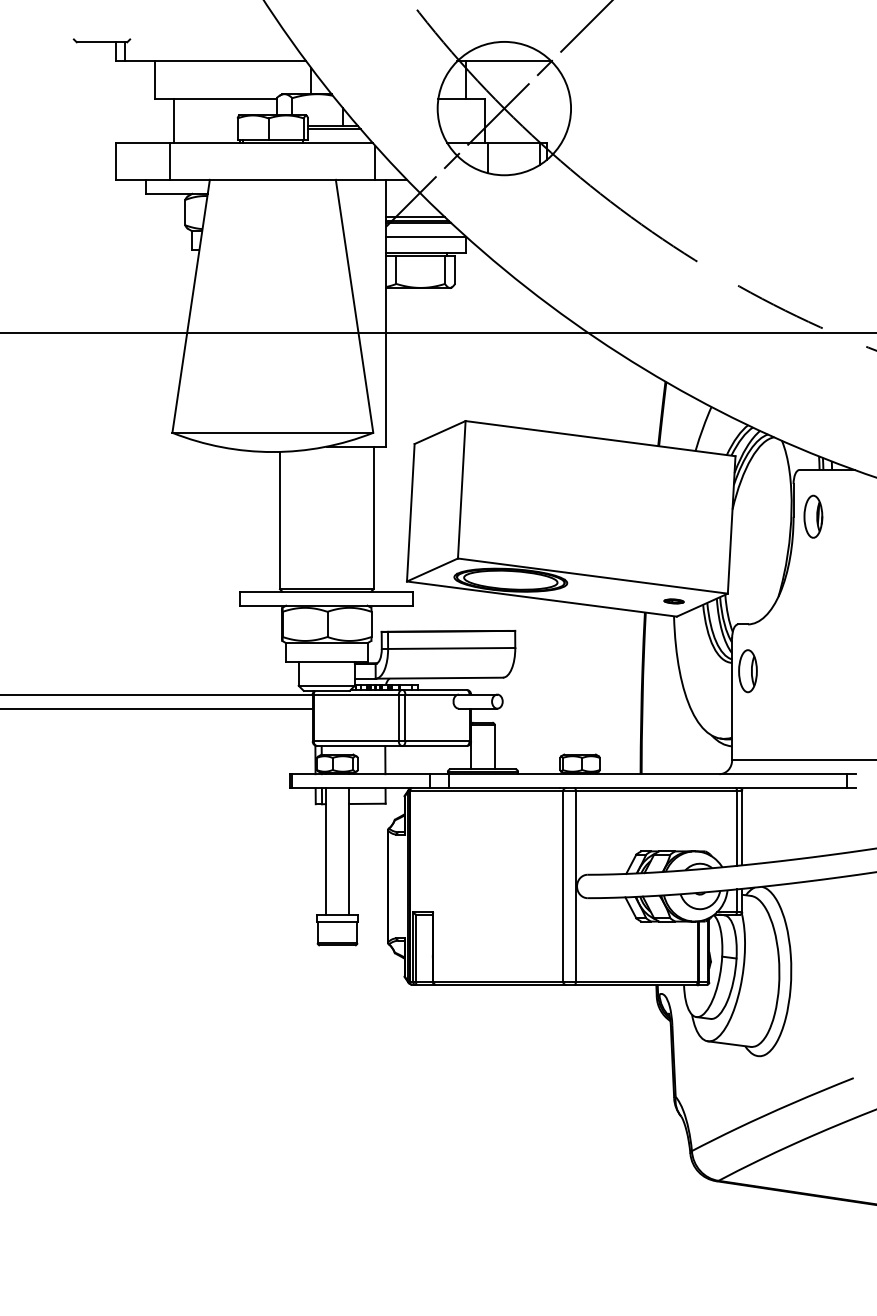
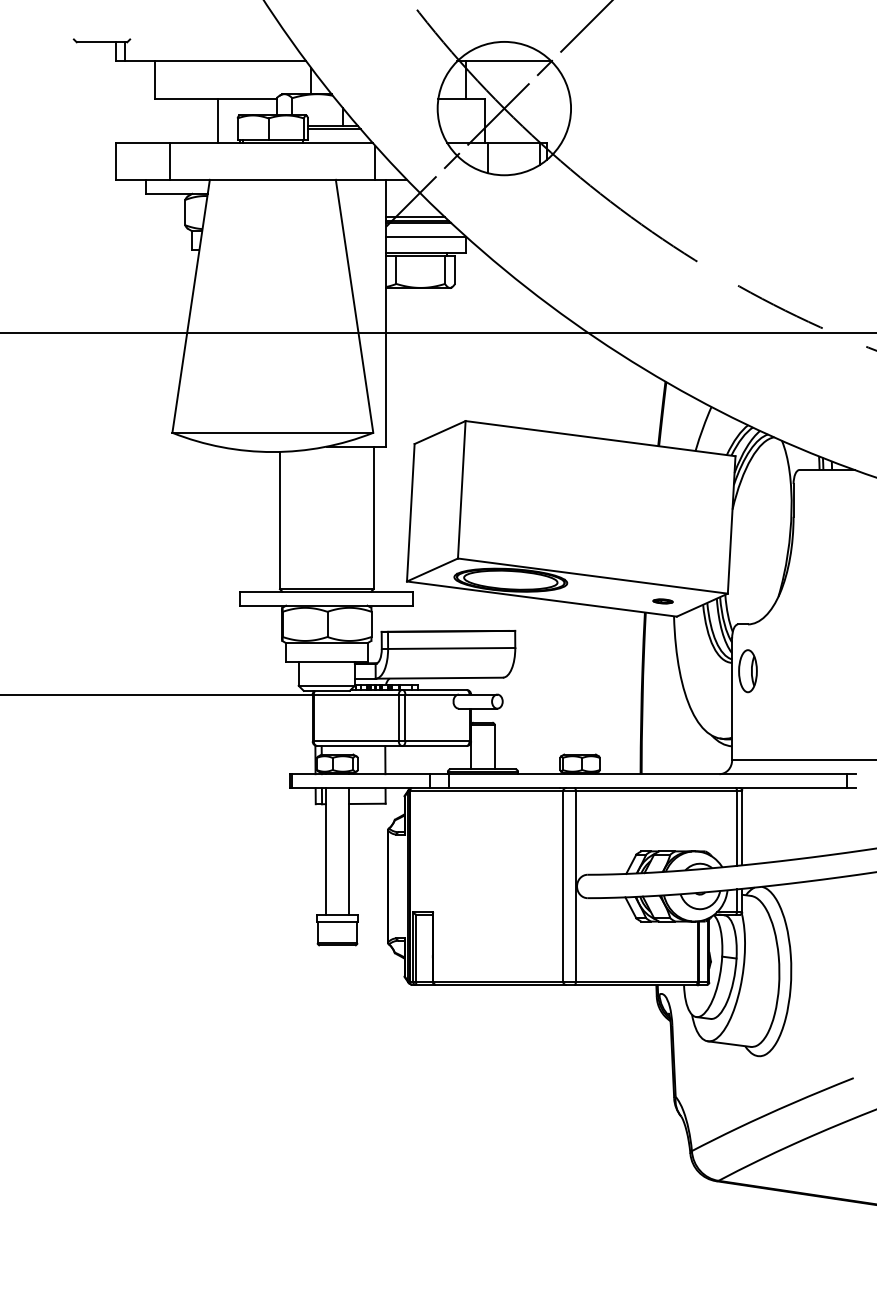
line position: (173, 120) -> (217, 120) (217, 120)
part: present -> none (813, 516)
part position: (673, 601) -> (662, 601) (662, 601)
line: present -> none (157, 708)
